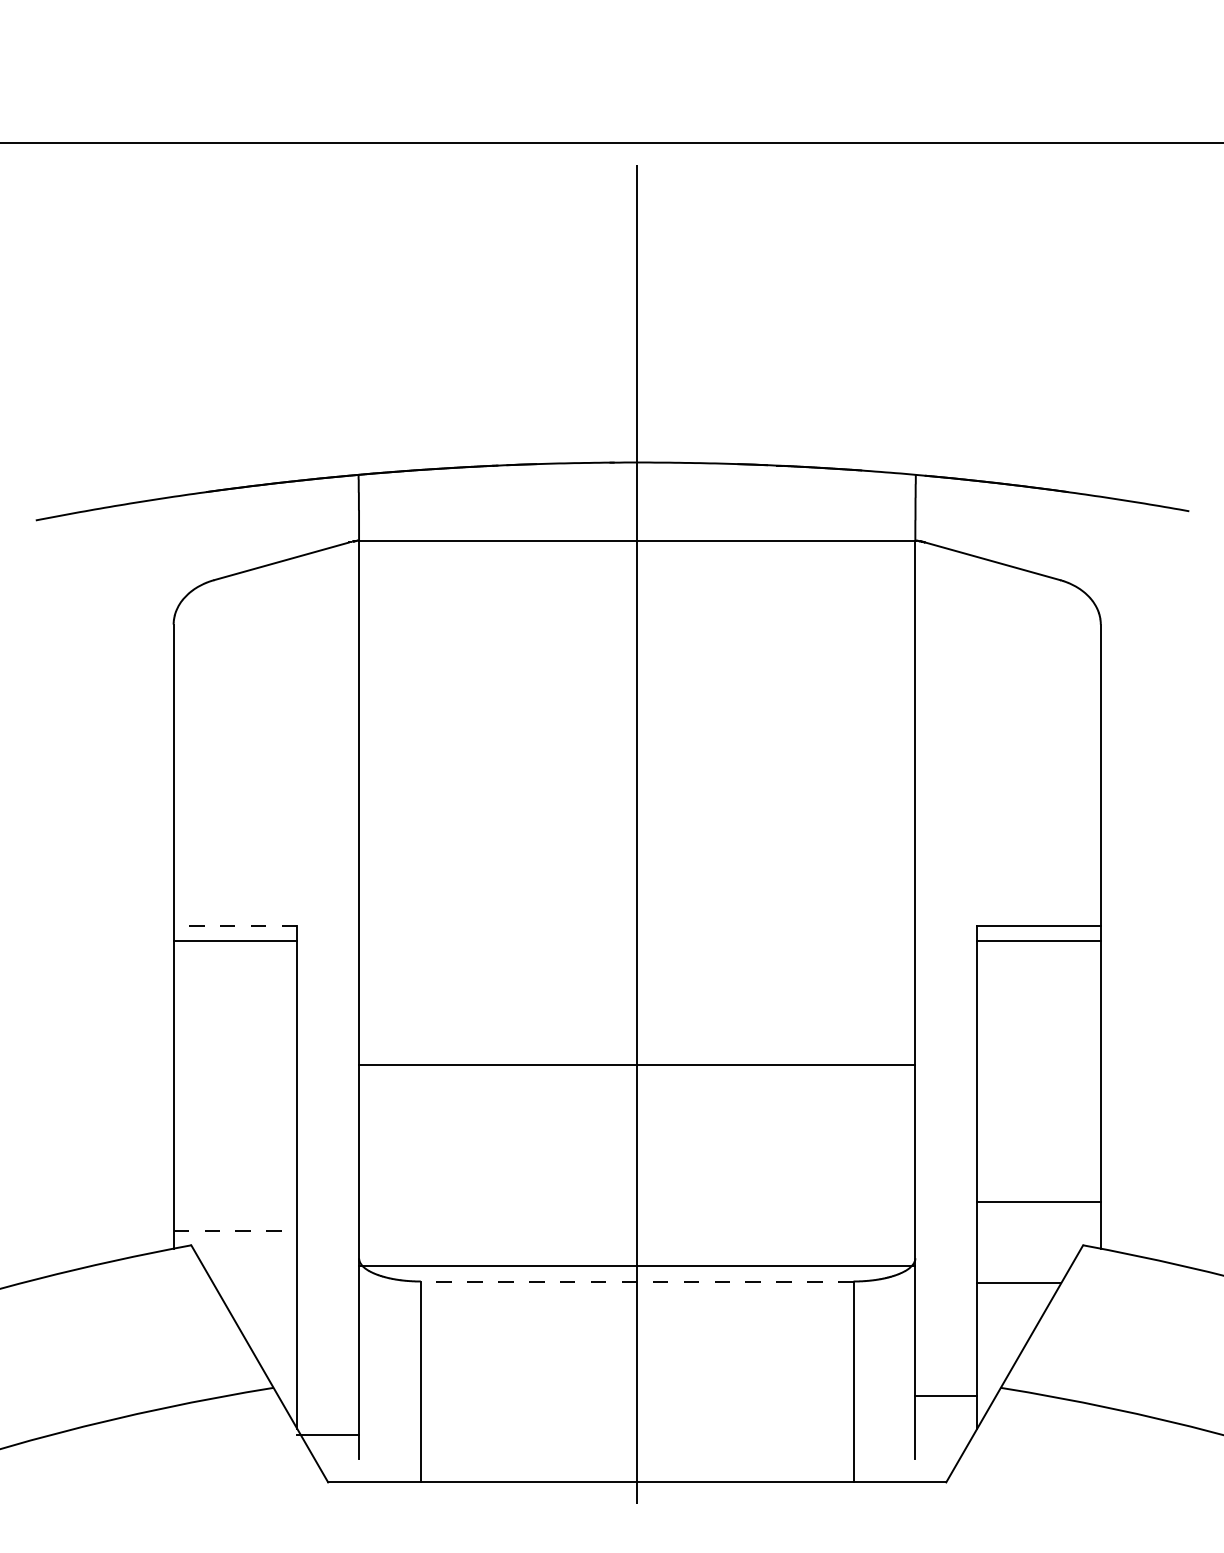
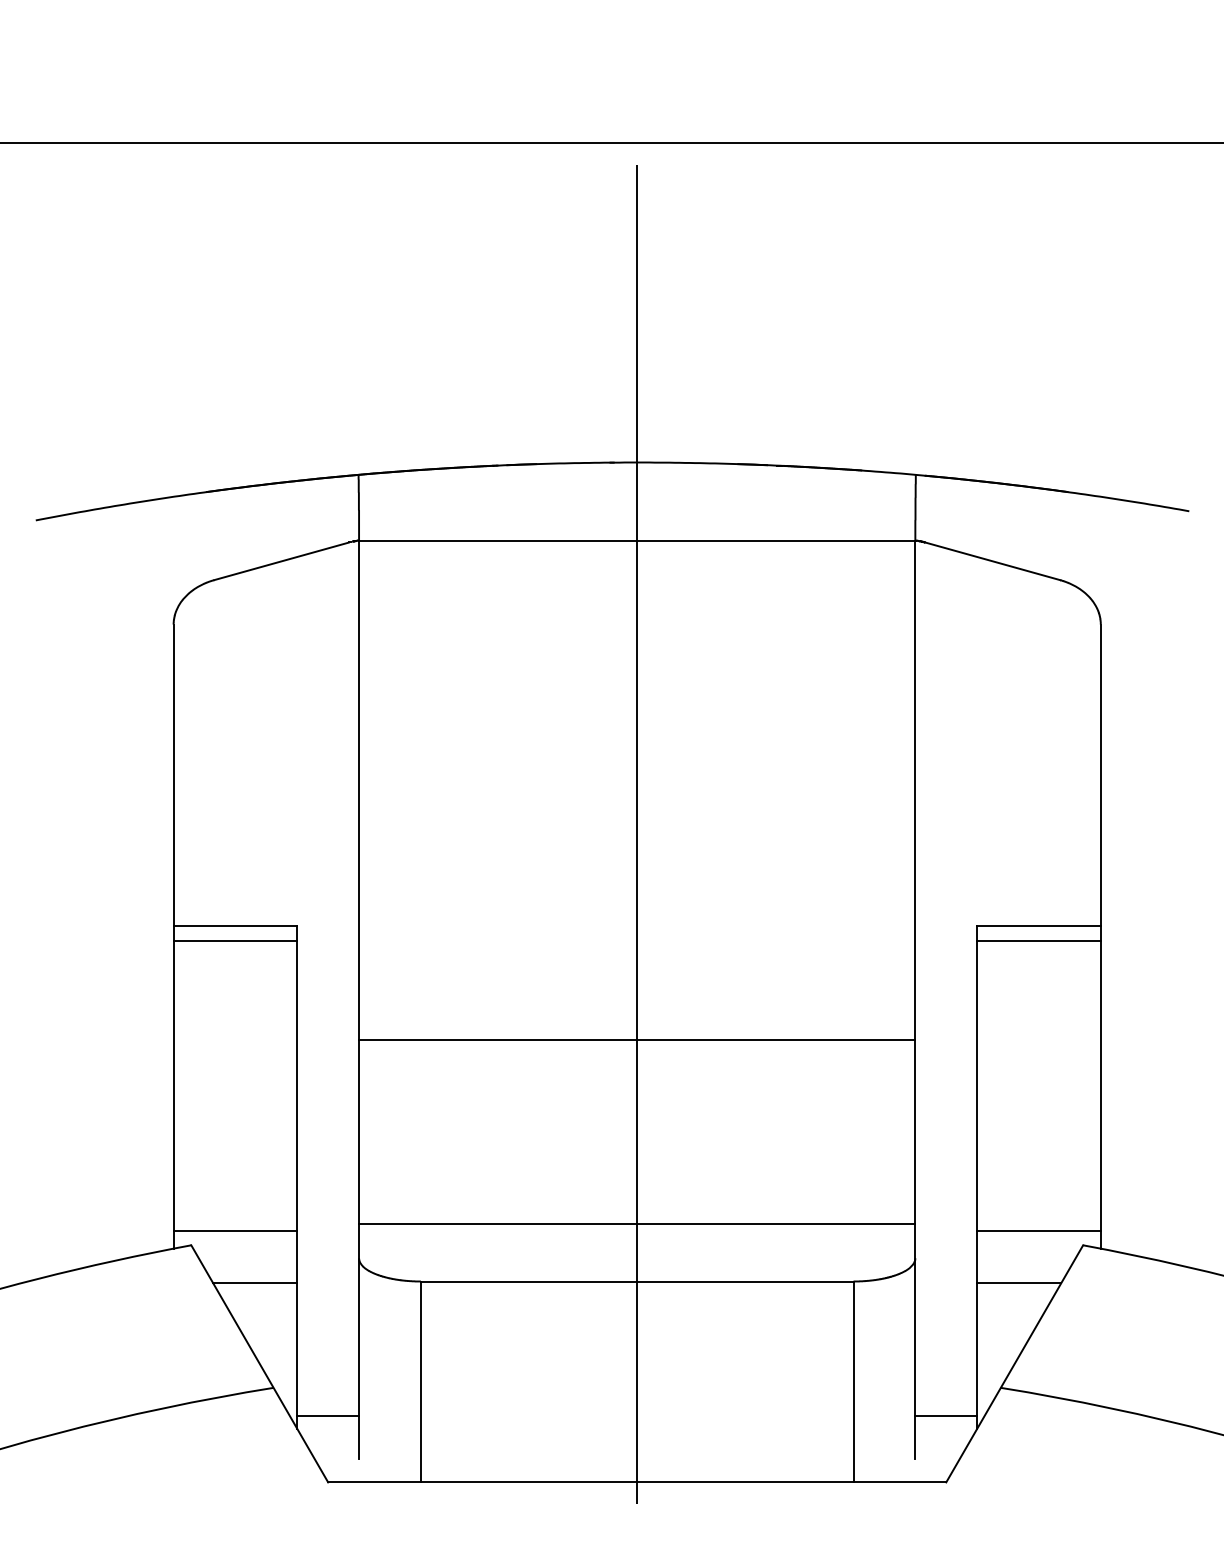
line: dashed -> solid (235, 926)
line position: (637, 1064) -> (637, 1039) (637, 1039)
line position: (1038, 1202) -> (1038, 1231) (1038, 1231)
line: dashed -> solid (235, 1231)
line position: (637, 1265) -> (637, 1223) (637, 1223)
line: dashed -> solid (636, 1281)
line: none -> present (255, 1283)
line position: (946, 1396) -> (946, 1416) (946, 1416)
line position: (328, 1435) -> (328, 1416) (328, 1416)
